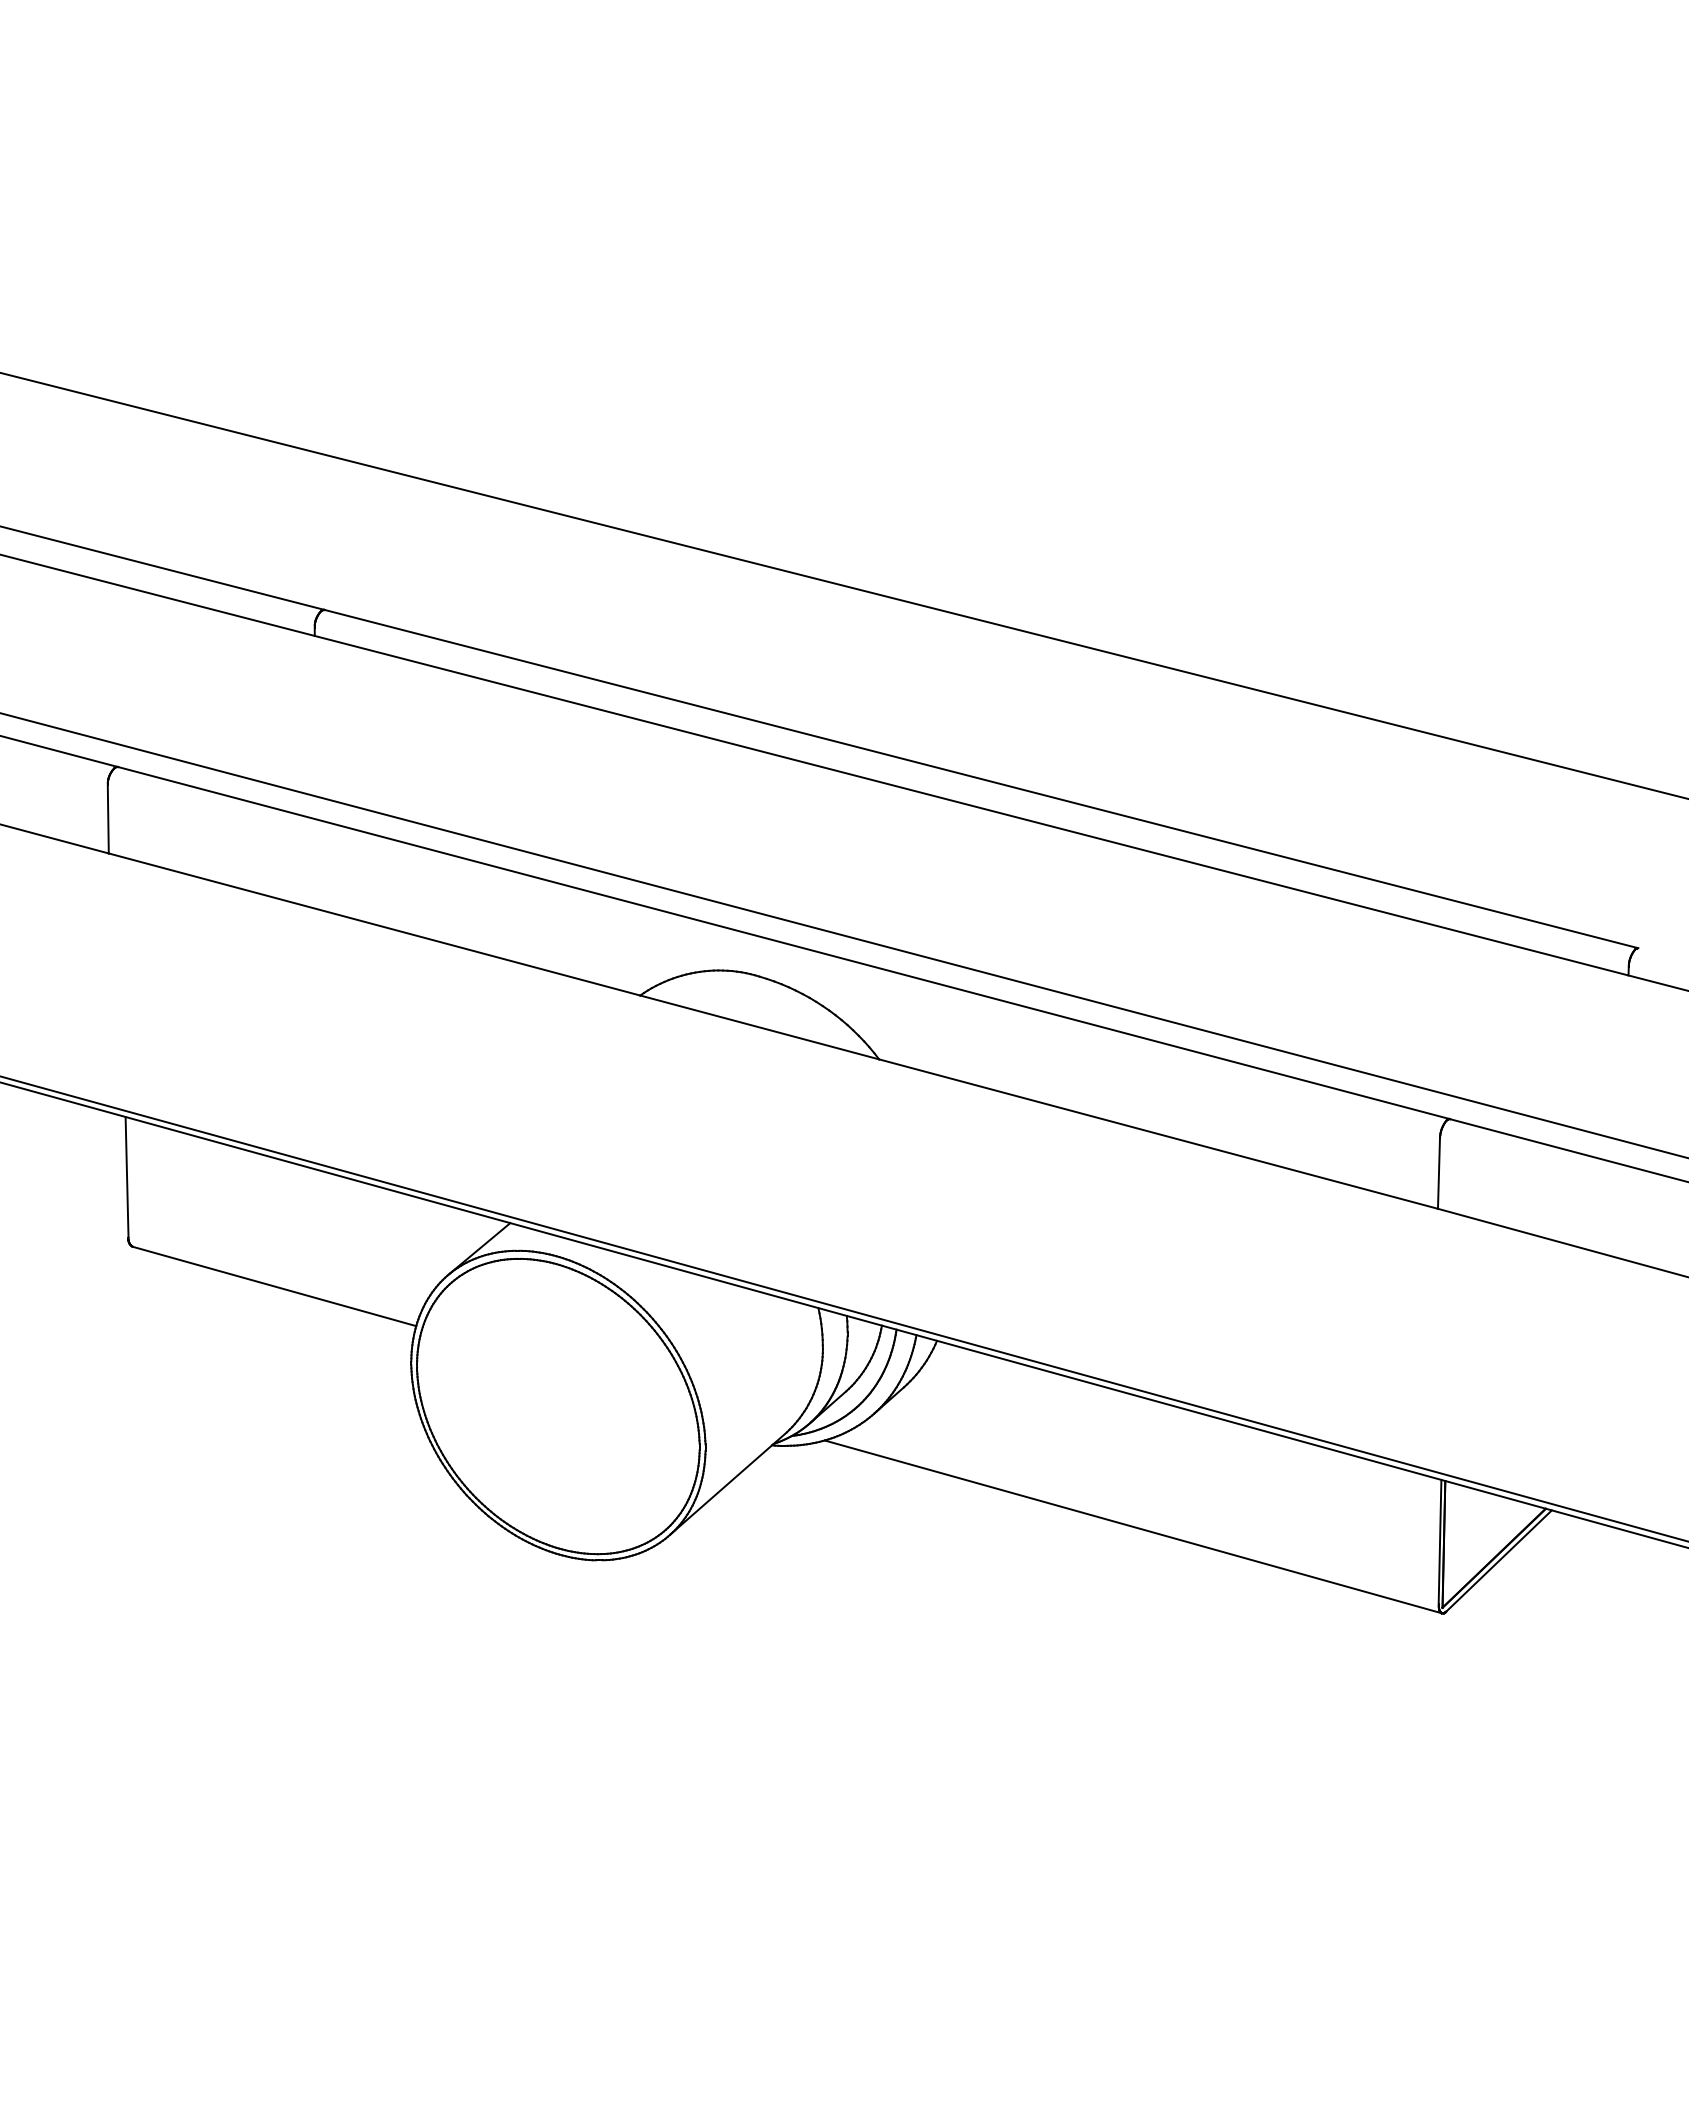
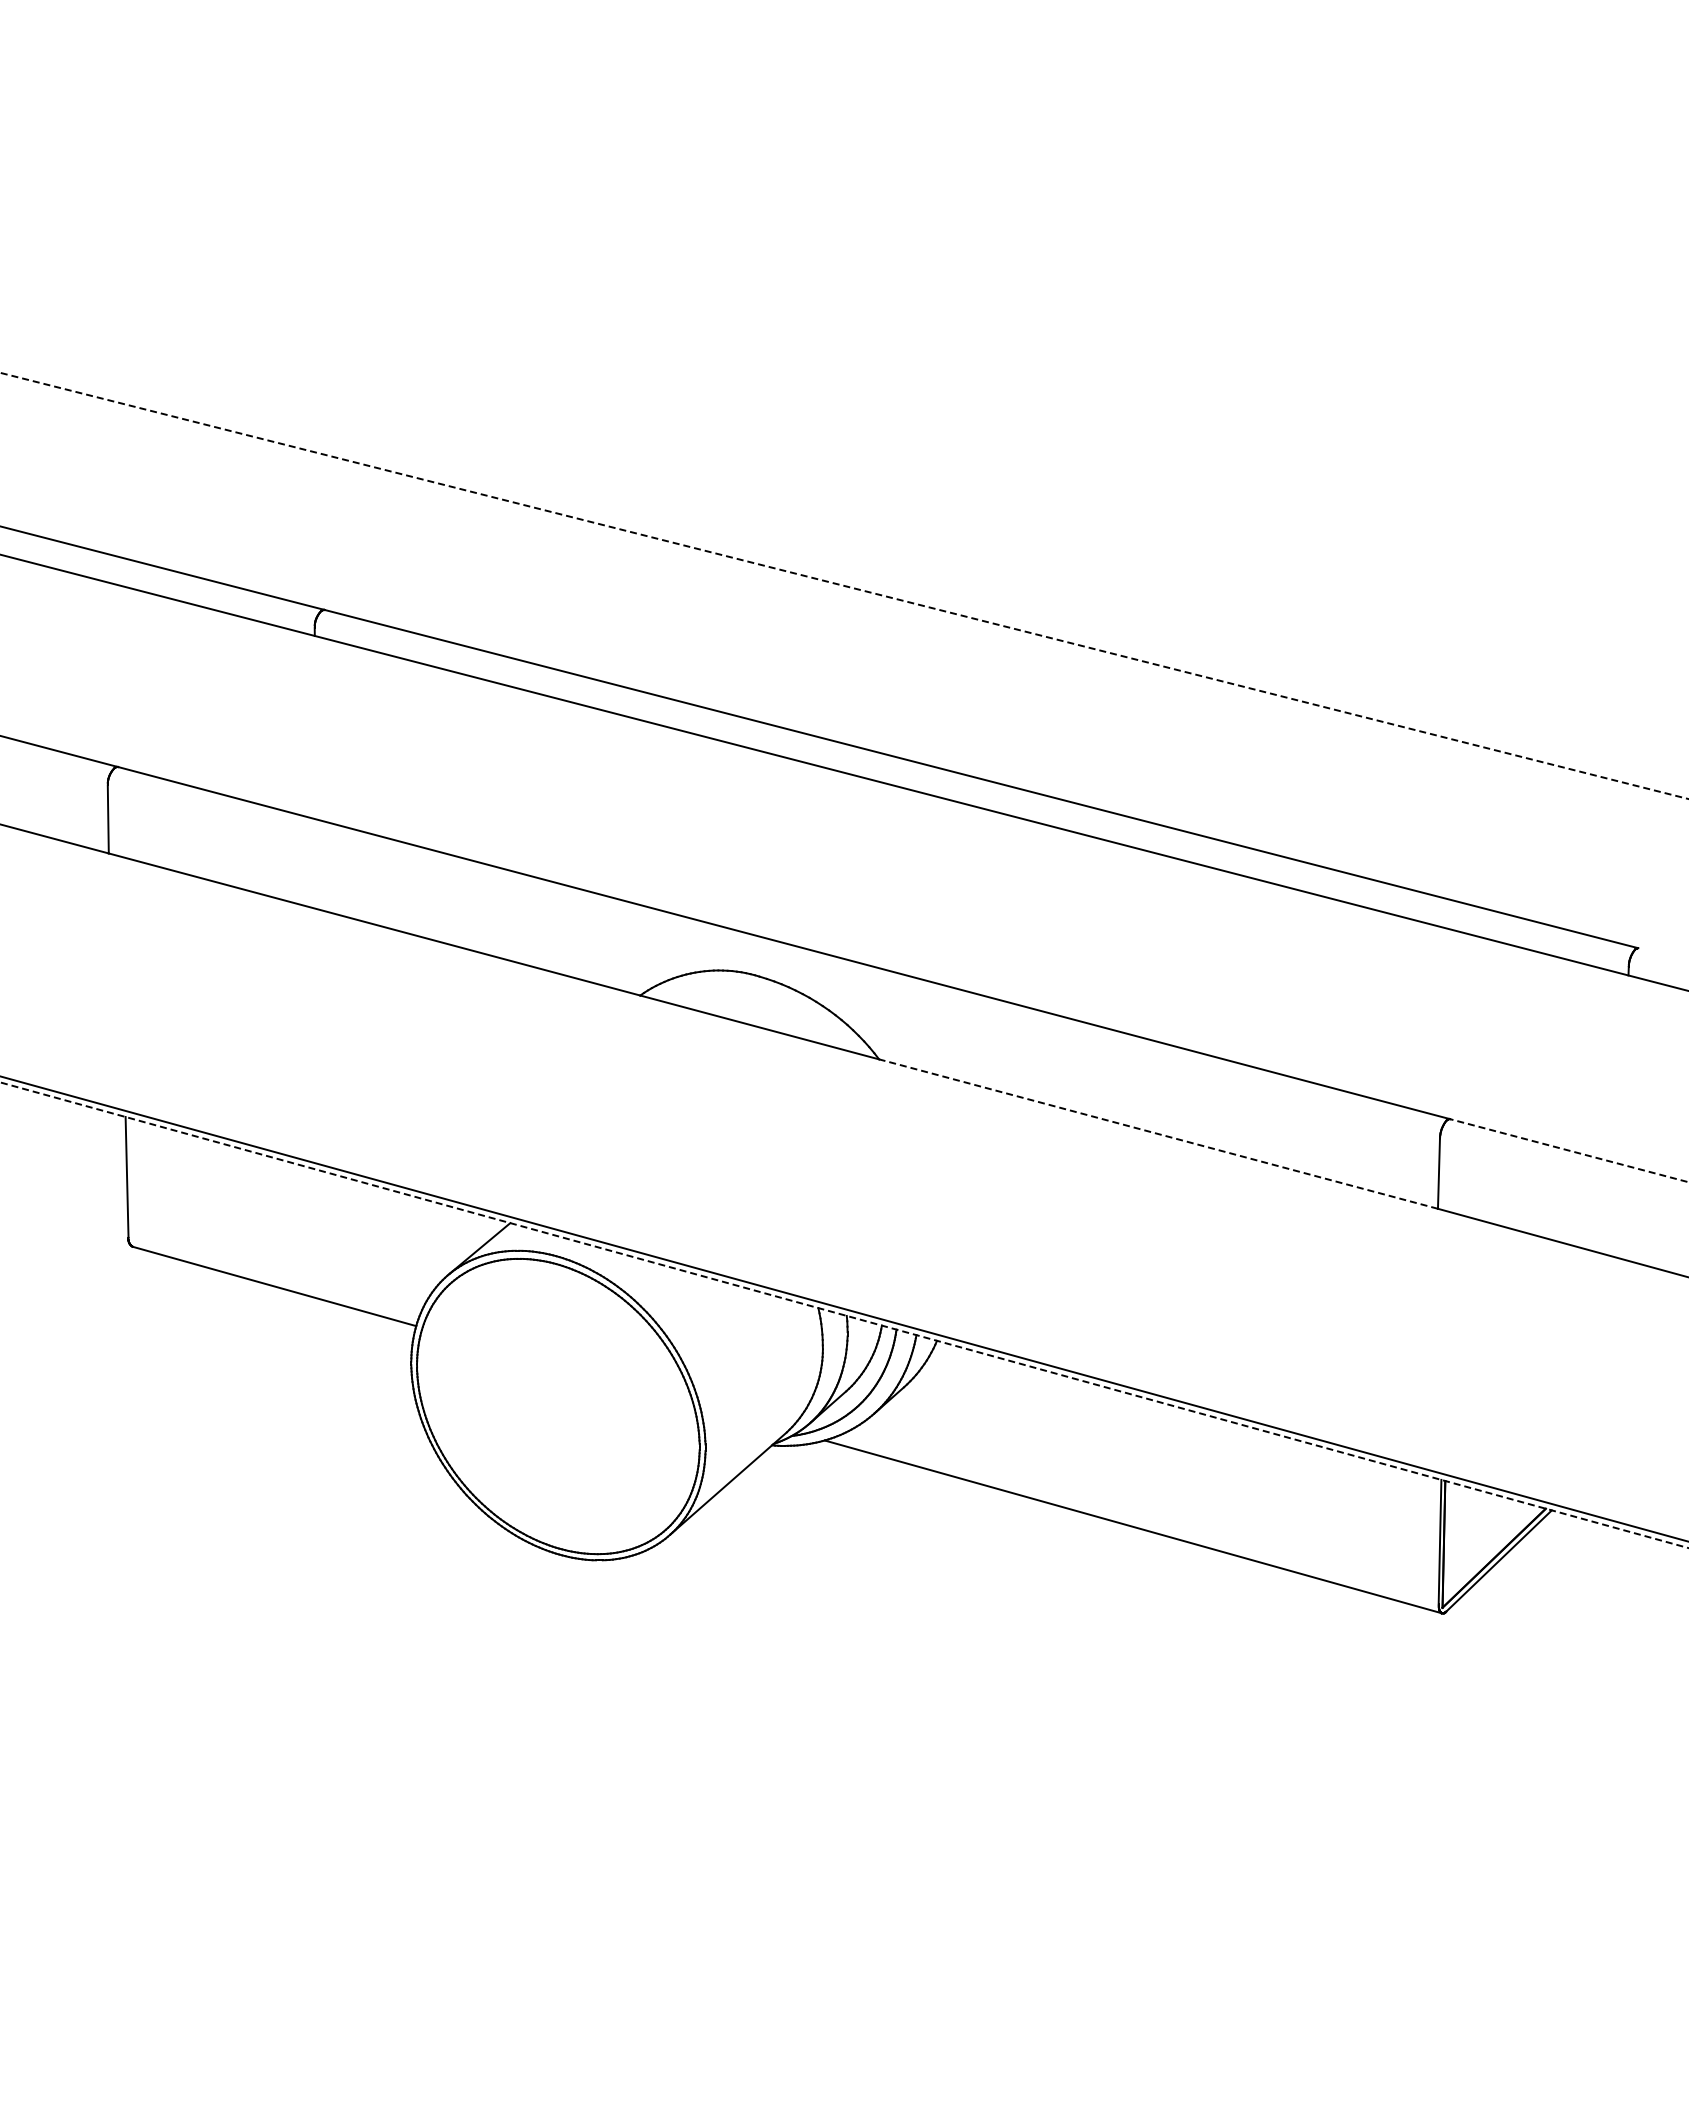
line: solid -> dashed (843, 585)
line: present -> none (843, 935)
line: solid -> dashed (1158, 1133)
line: solid -> dashed (1569, 1150)
line: solid -> dashed (845, 1315)
